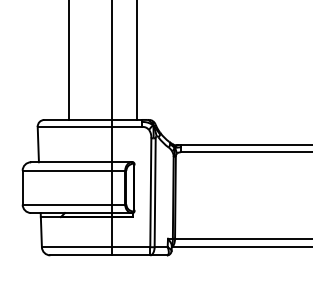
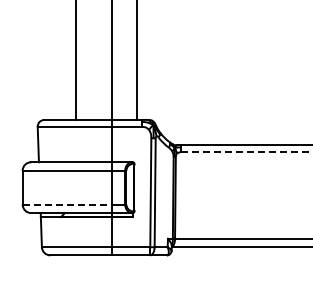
line position: (69, 60) -> (76, 60) (76, 60)
line: solid -> dashed (246, 152)
line: solid -> dashed (67, 204)
